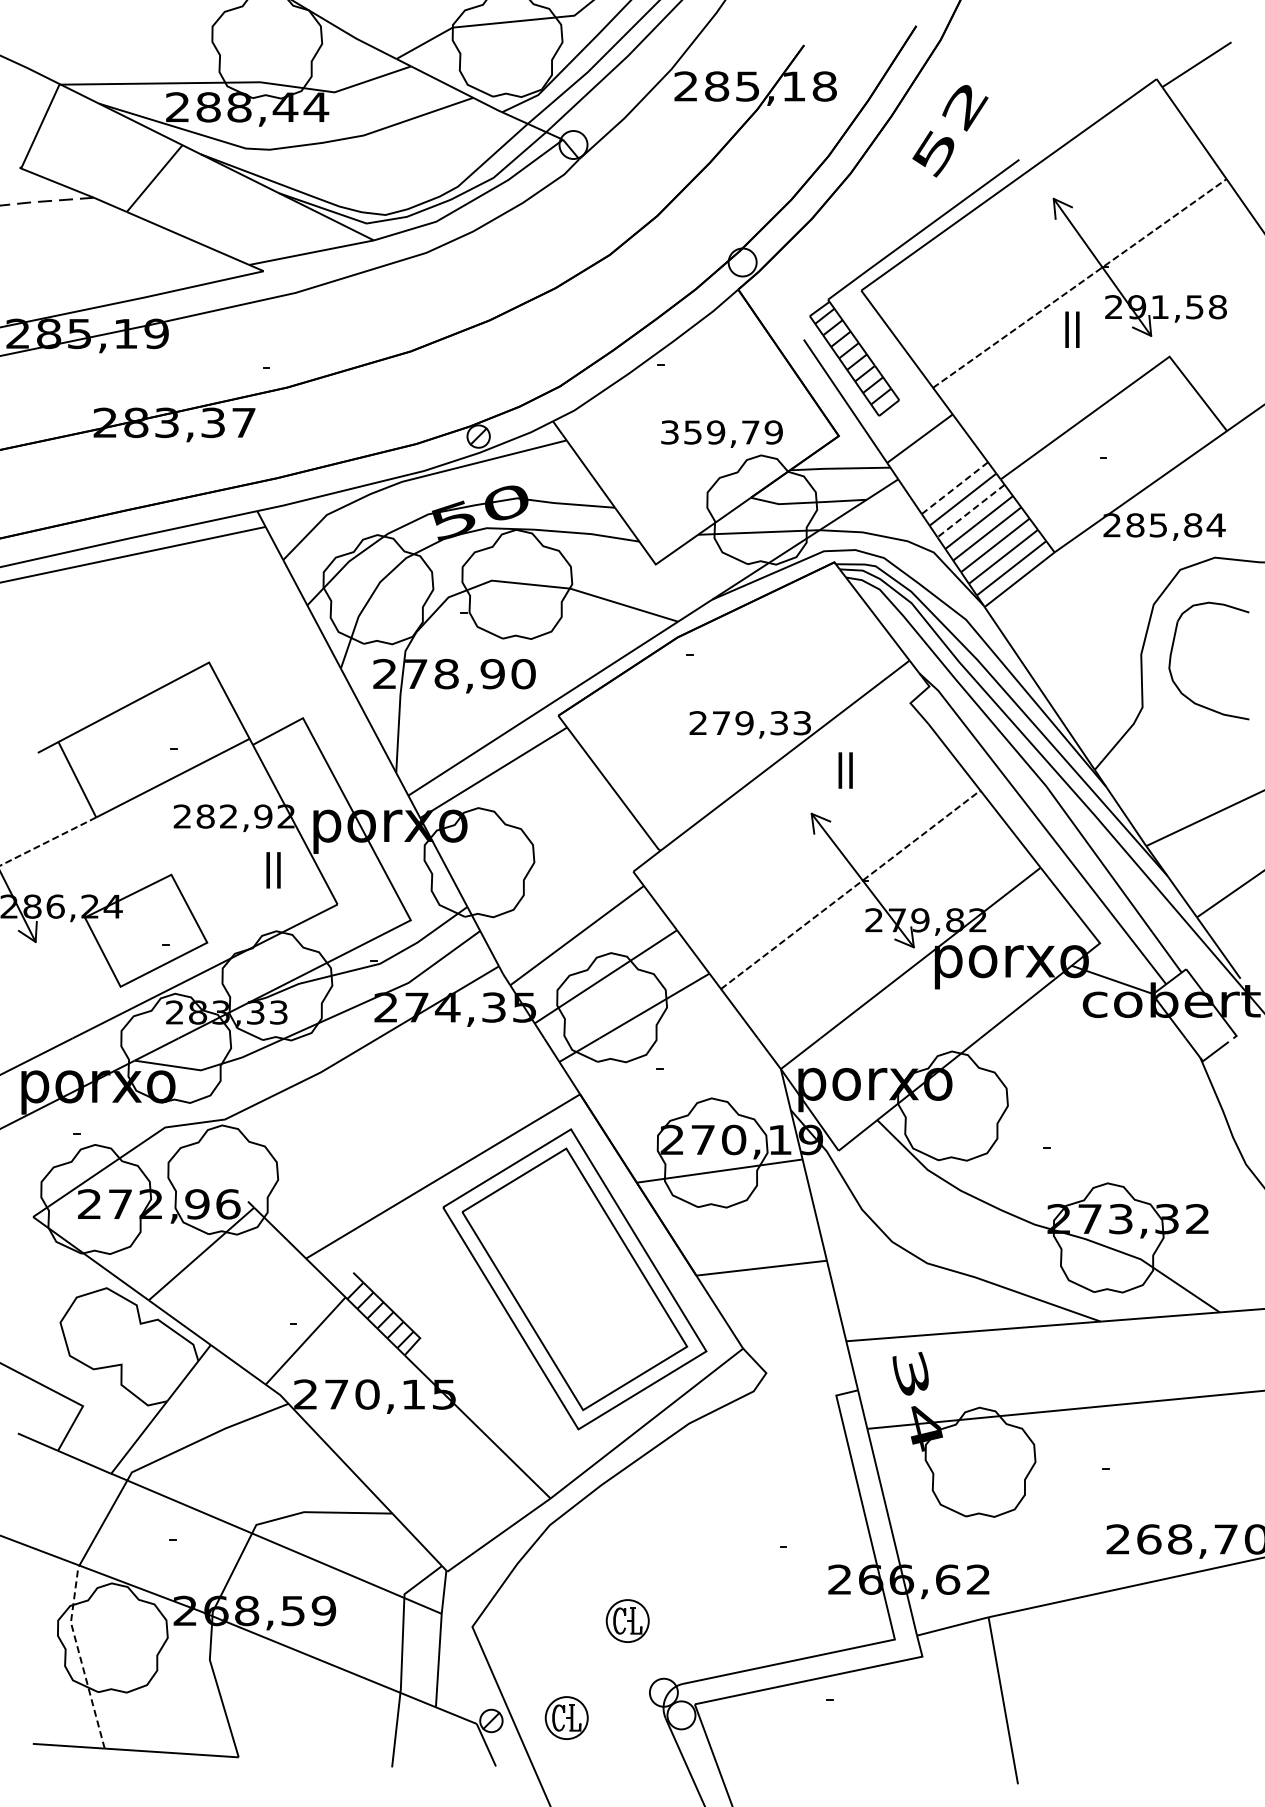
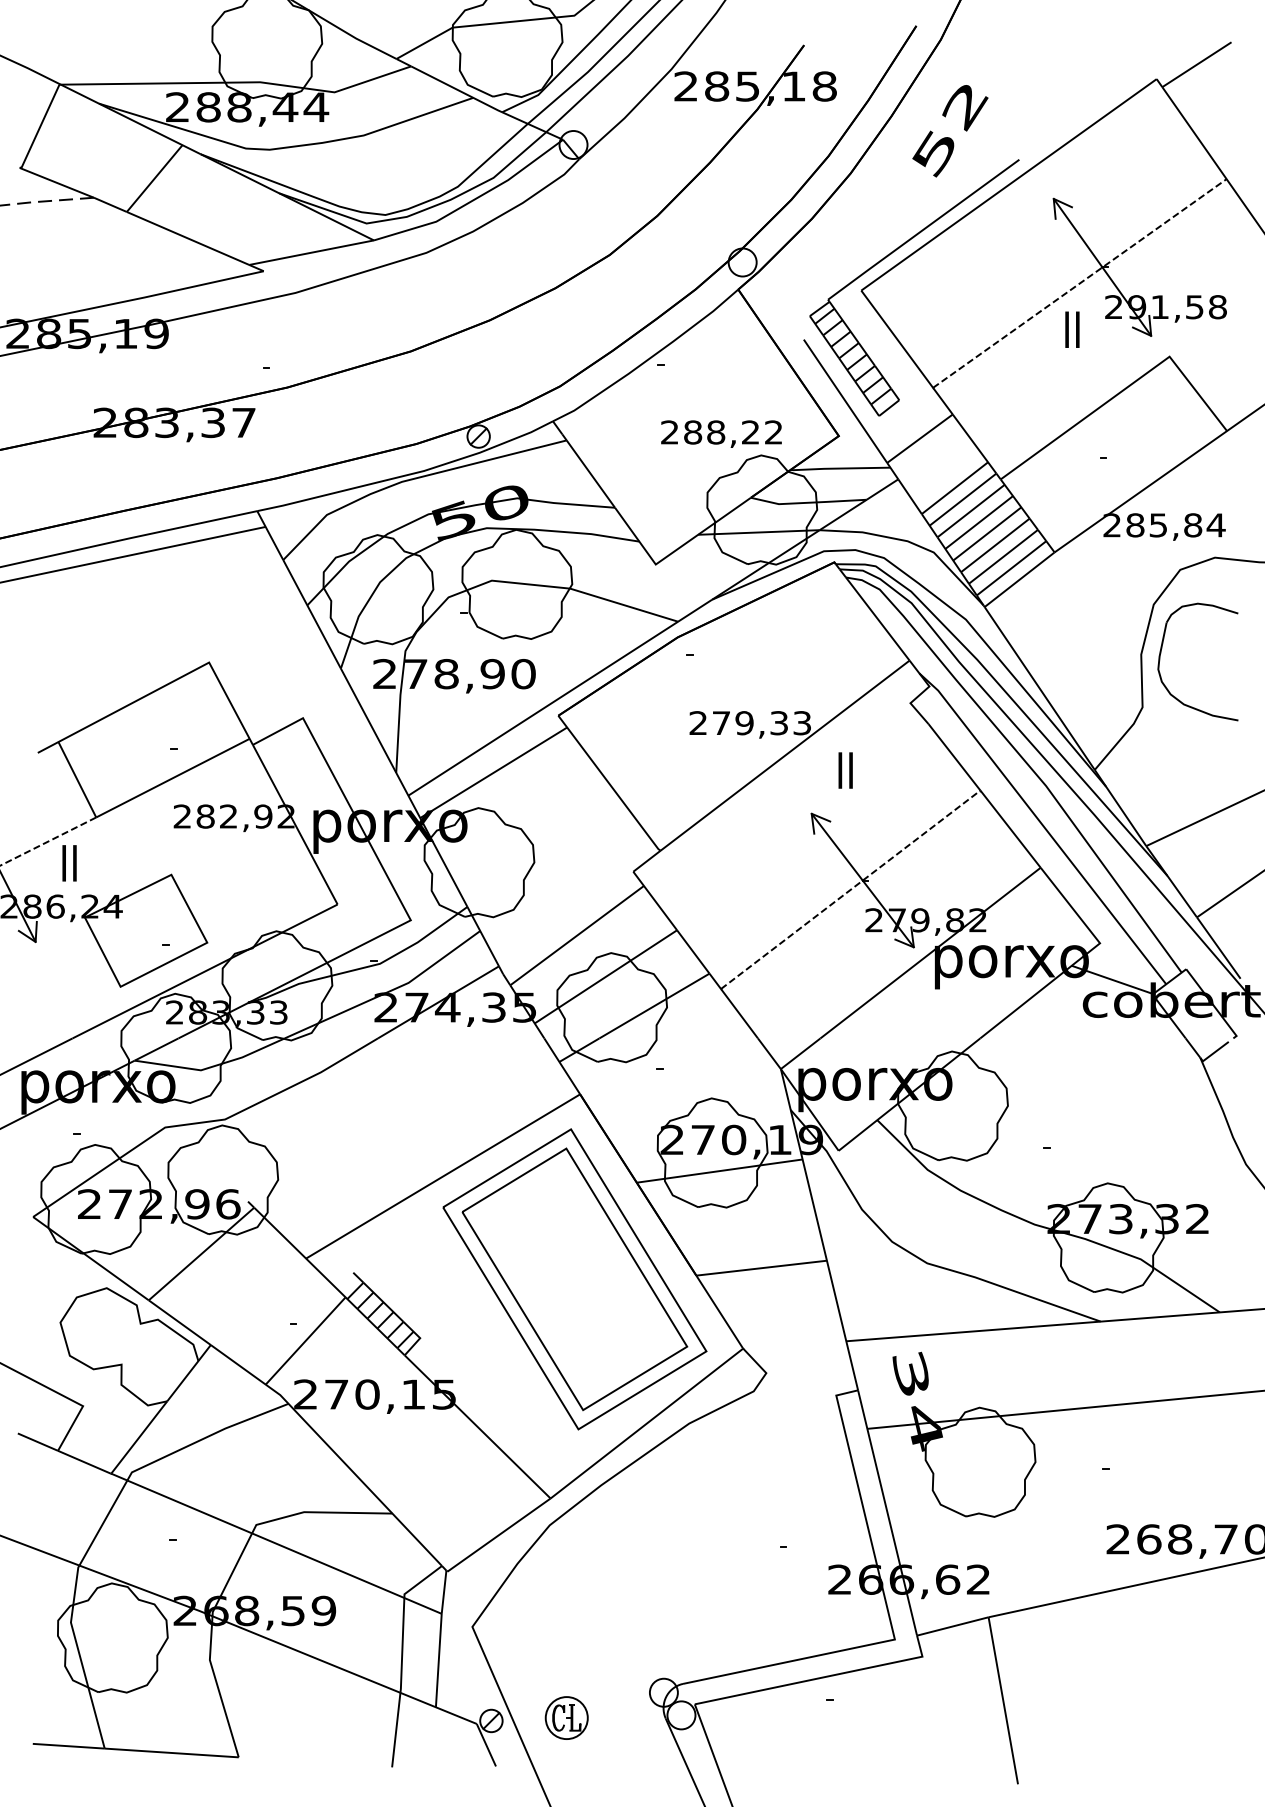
text: 359,79 -> 288,22 (721, 432)
line: dashed -> solid (954, 488)
line: dashed -> solid (971, 511)
part position: (1172, 652) -> (1161, 653) (1161, 653)
text position: (273, 870) -> (69, 863) (69, 863)
part: present -> none (627, 1620)
line: dashed -> solid (79, 1656)
